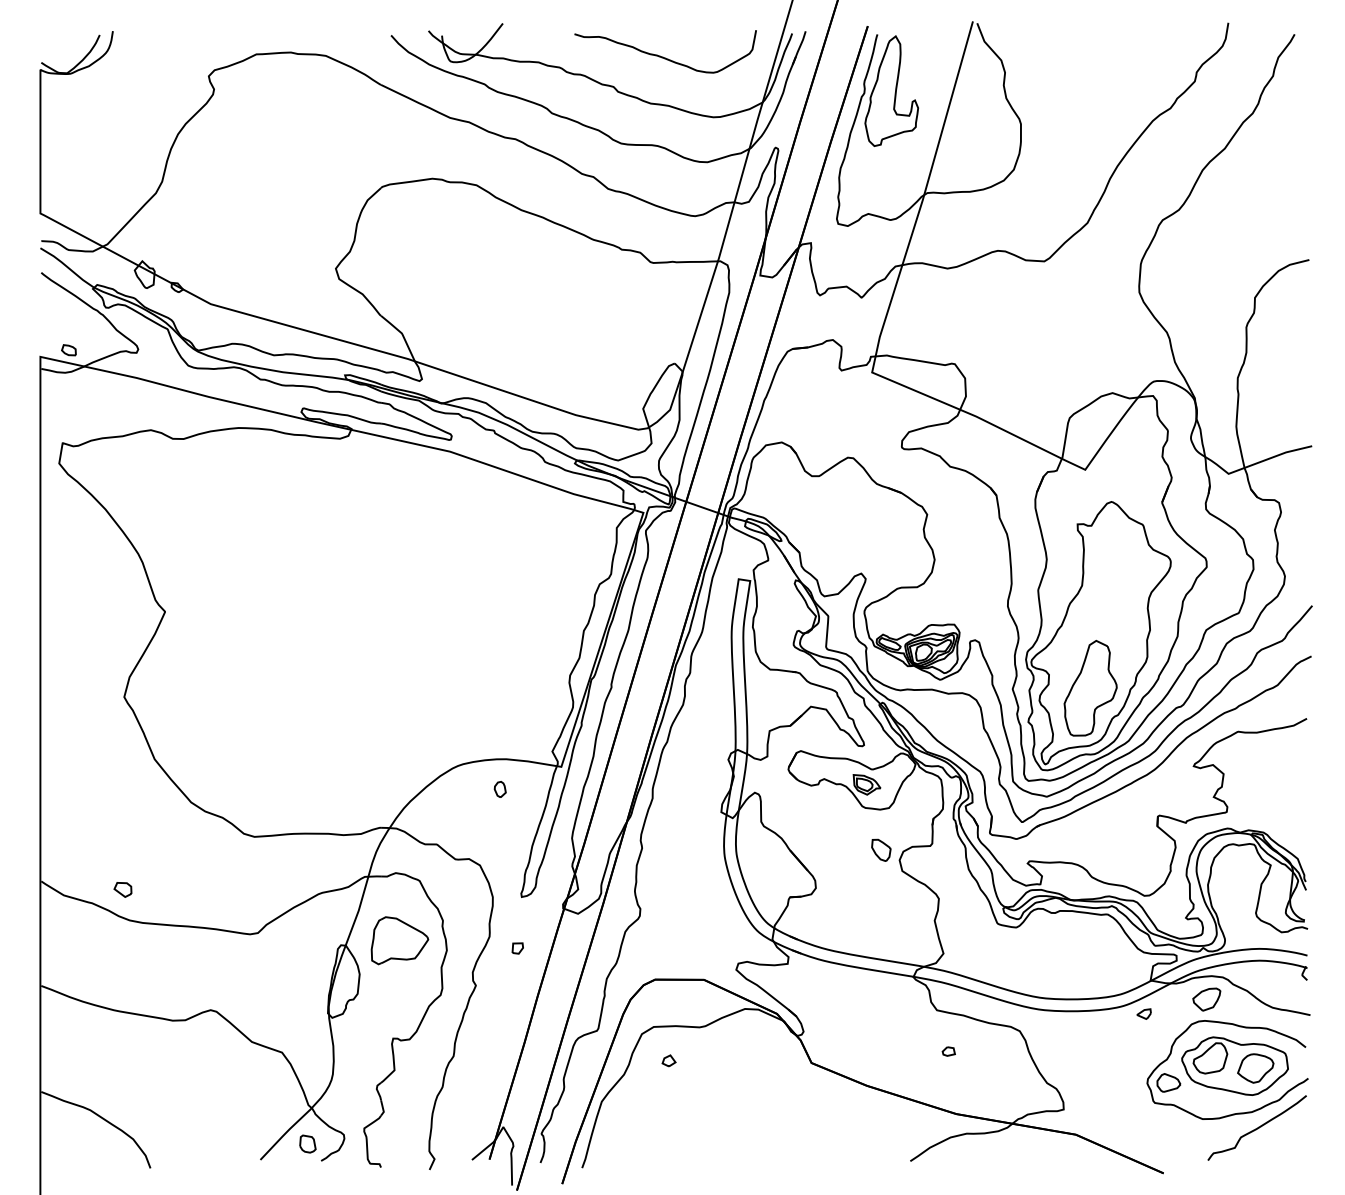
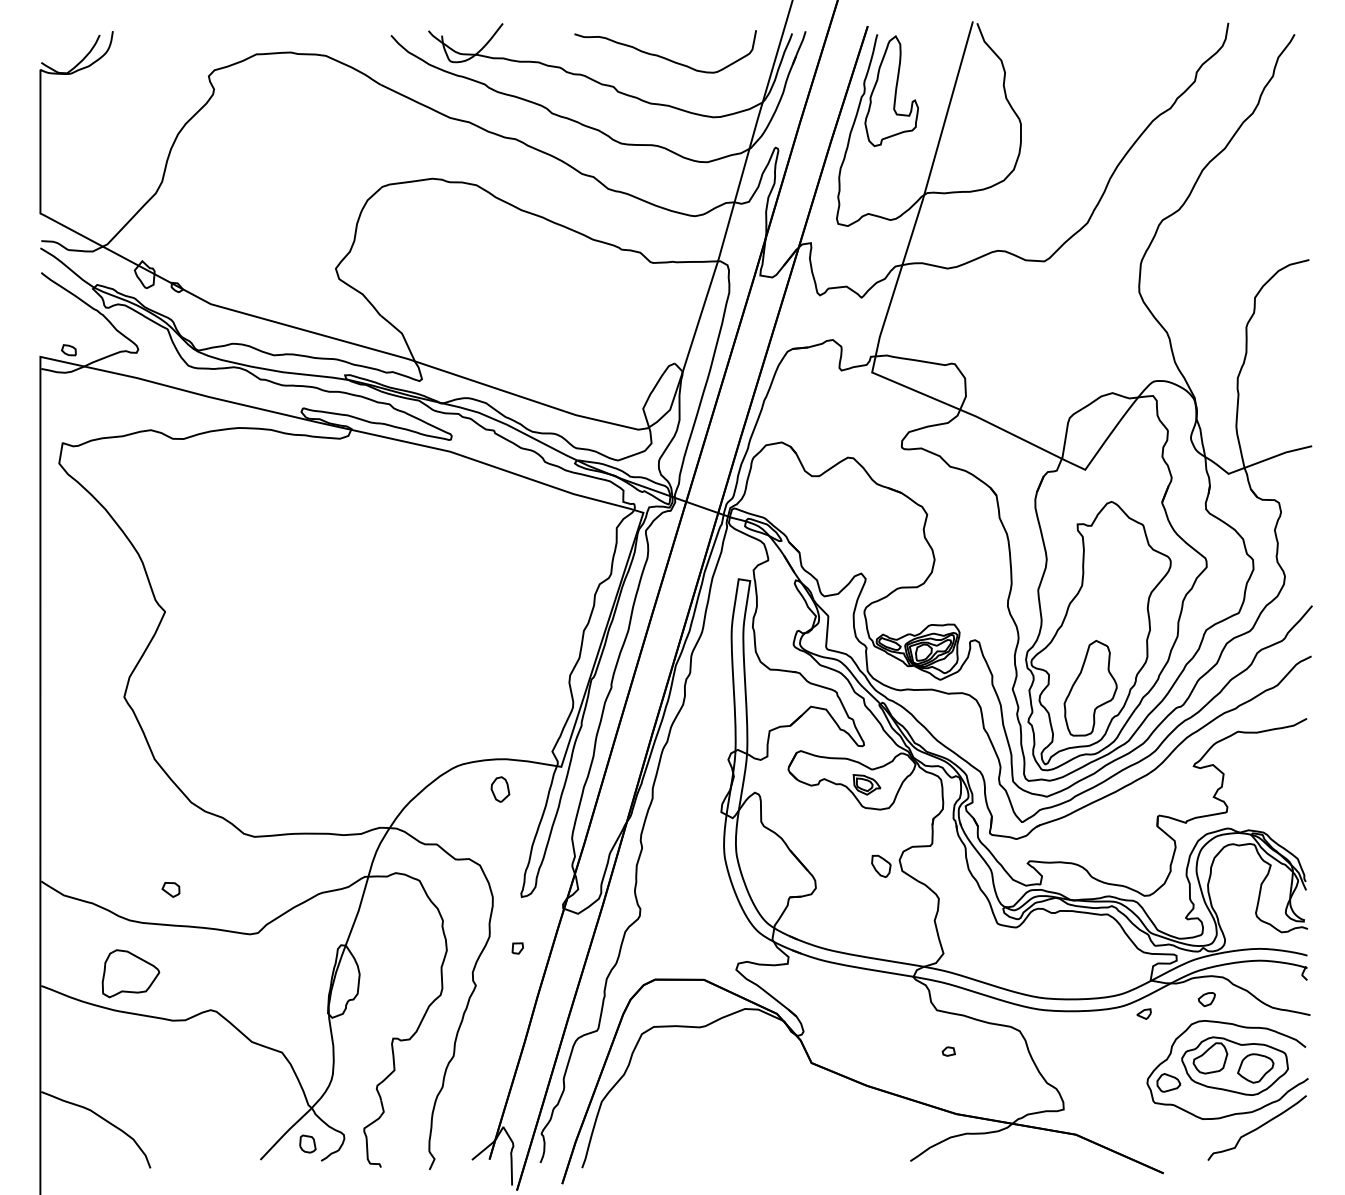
part size: 14x17 px -> 21x27 px (500, 789)
part position: (881, 849) -> (881, 865) (881, 865)
part position: (122, 889) -> (170, 889) (170, 889)
part position: (399, 940) -> (130, 973) (130, 973)
part size: 30x25 px -> 19x16 px (1206, 999)
part: present -> none (668, 1060)
